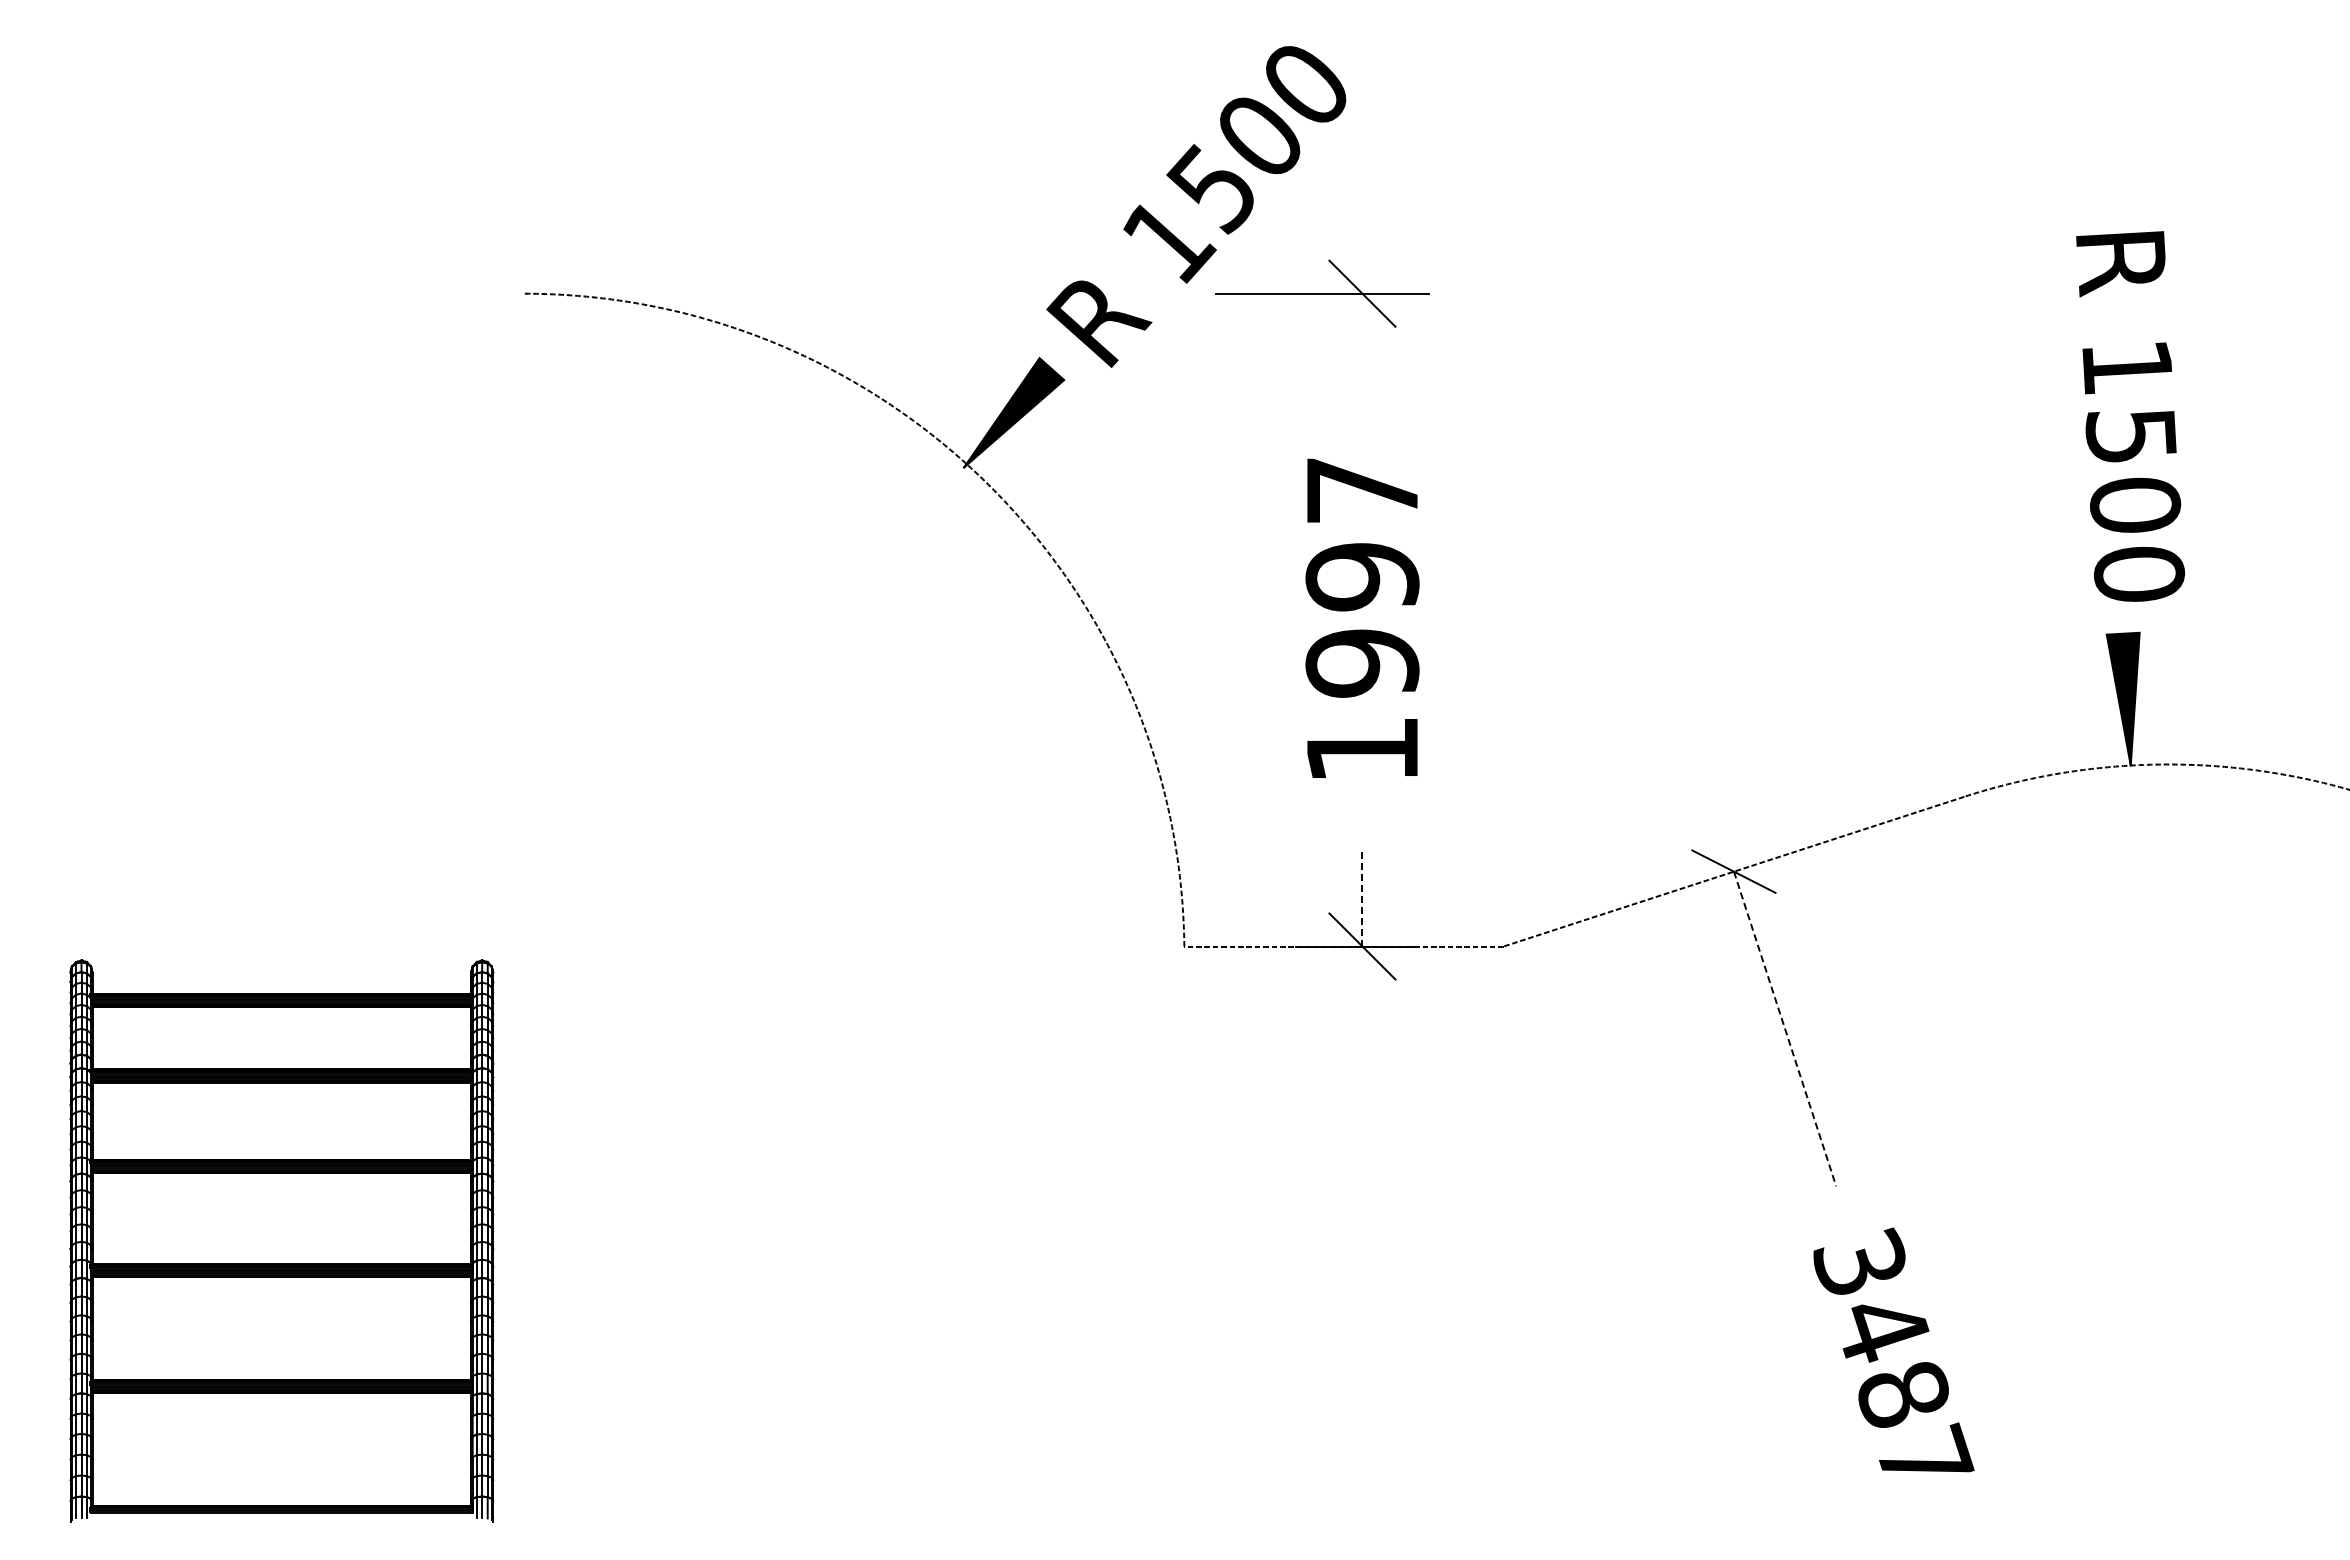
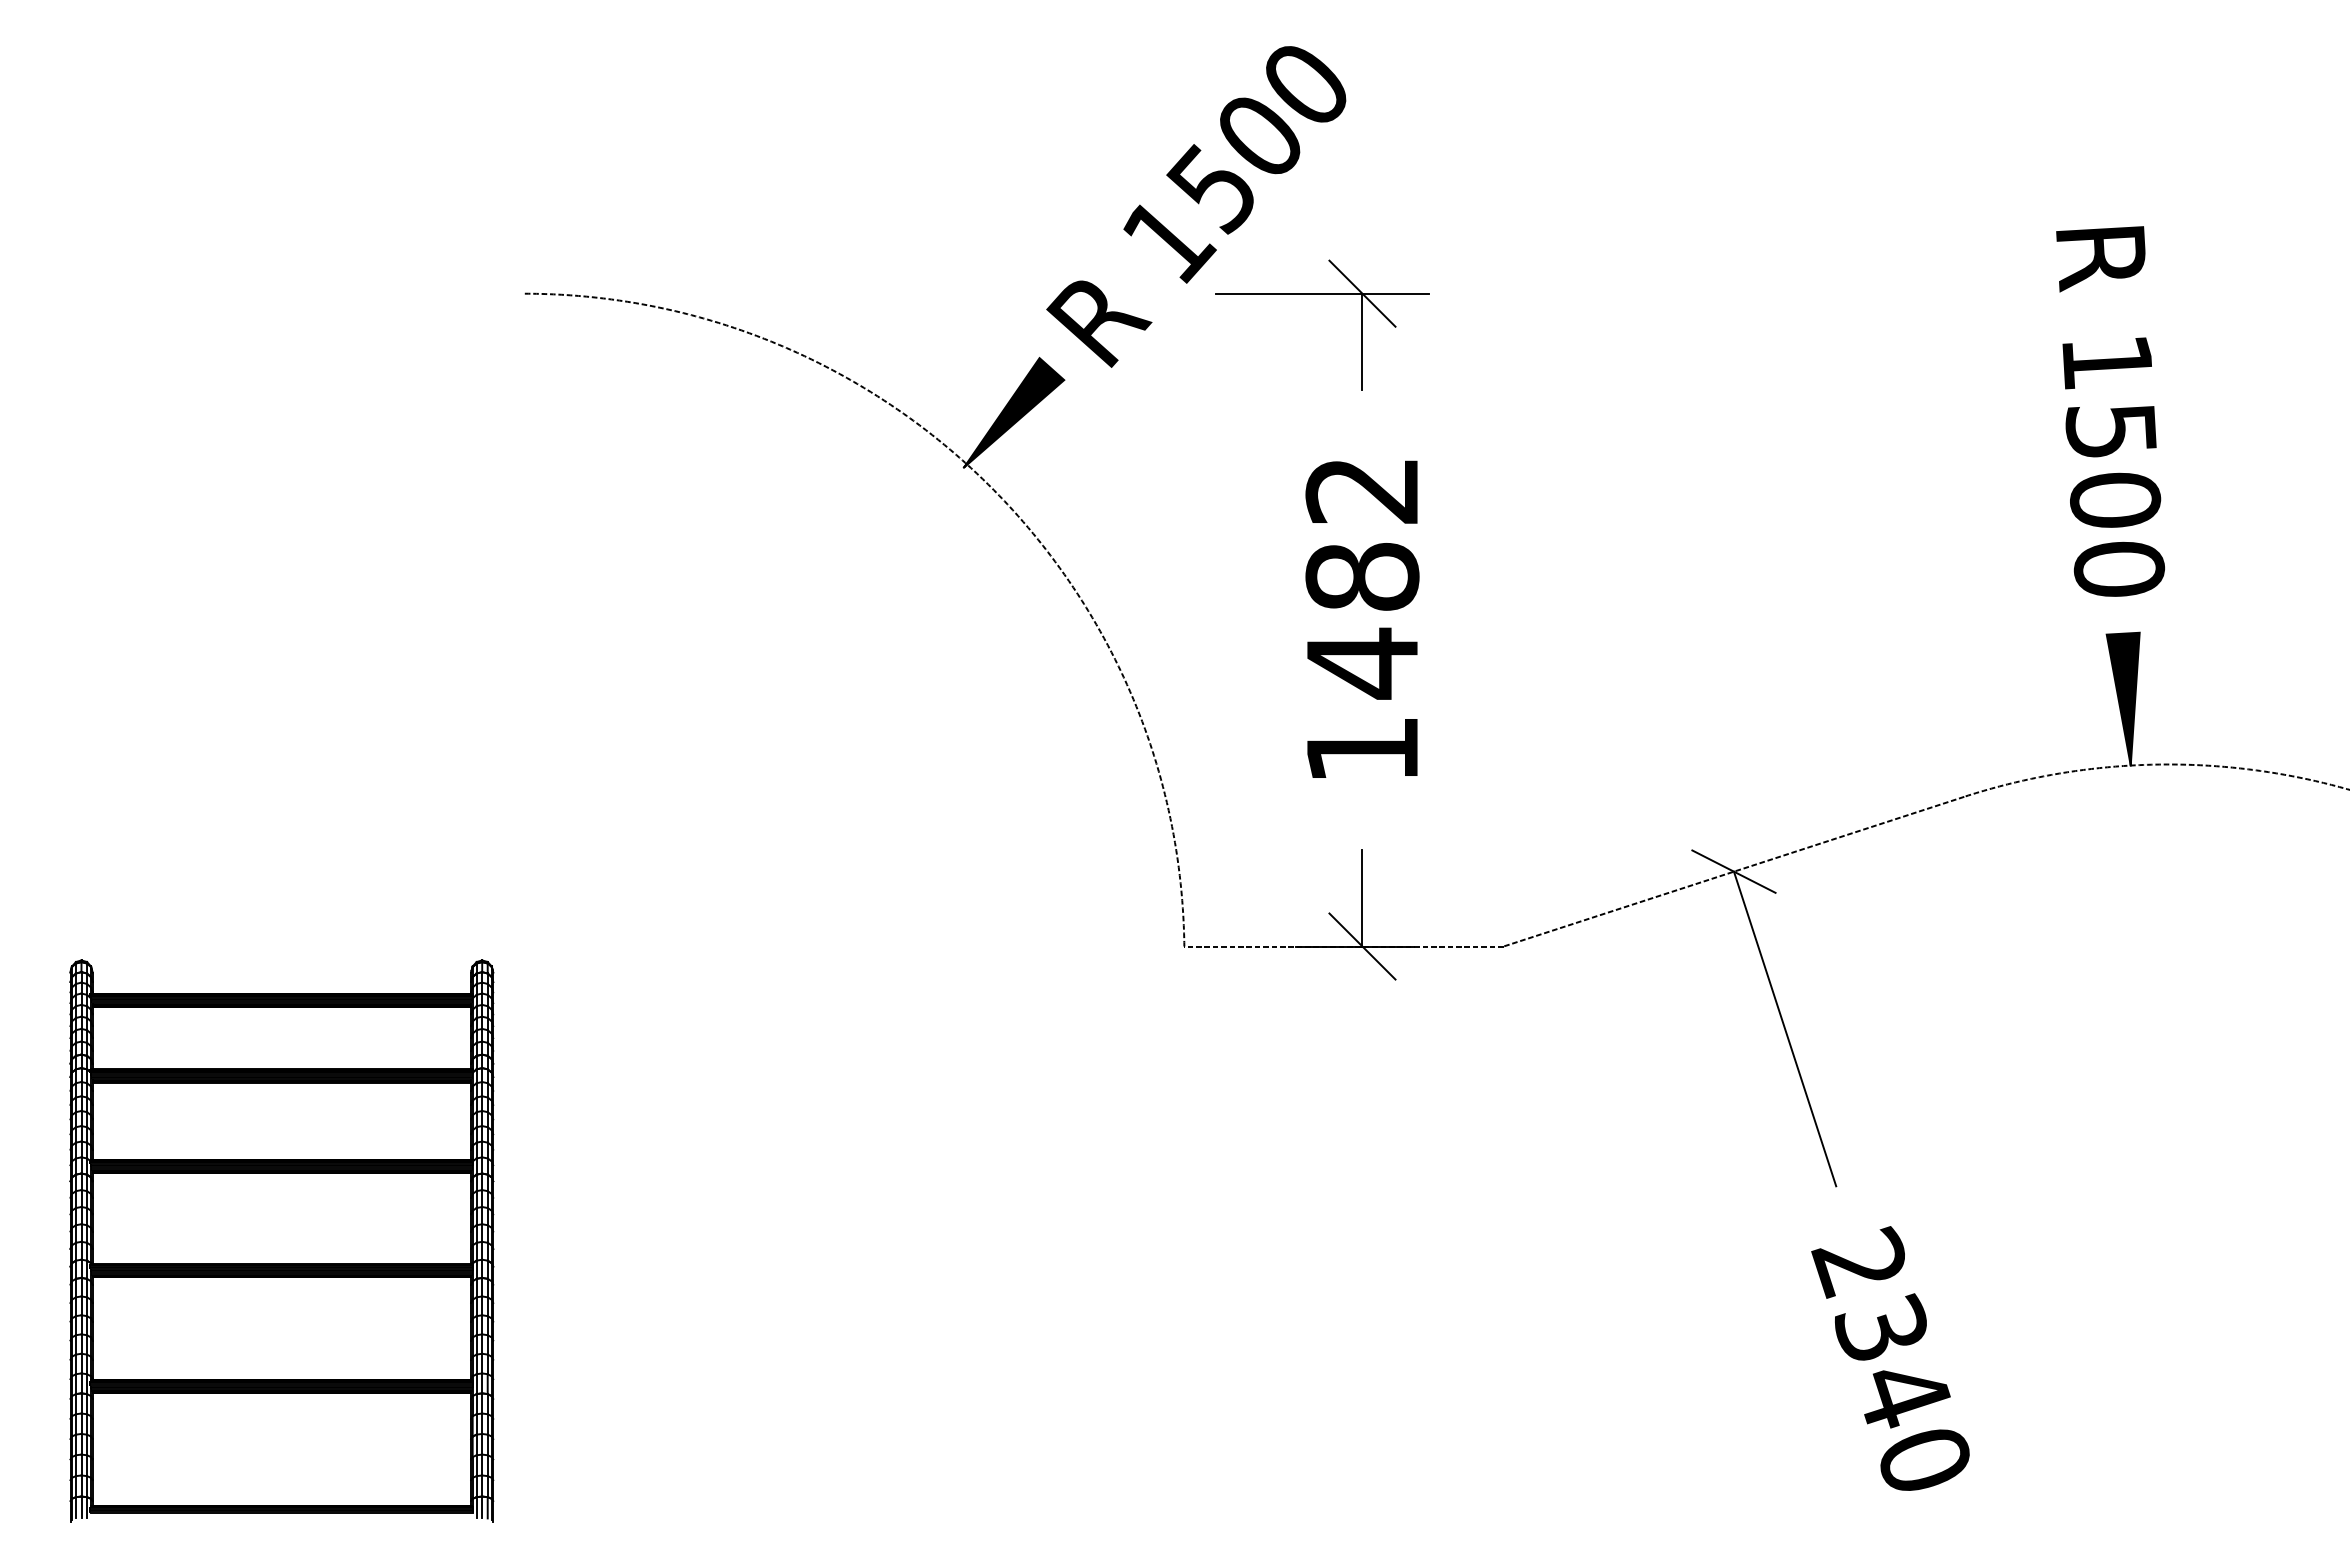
line: none -> present (1362, 341)
text position: (2130, 416) -> (2110, 411) (2110, 411)
text: 1997 -> 1482 (1362, 578)
line: dashed -> solid (1362, 898)
line: dashed -> solid (1785, 1029)
text: 3487 -> 2340 (1892, 1358)
